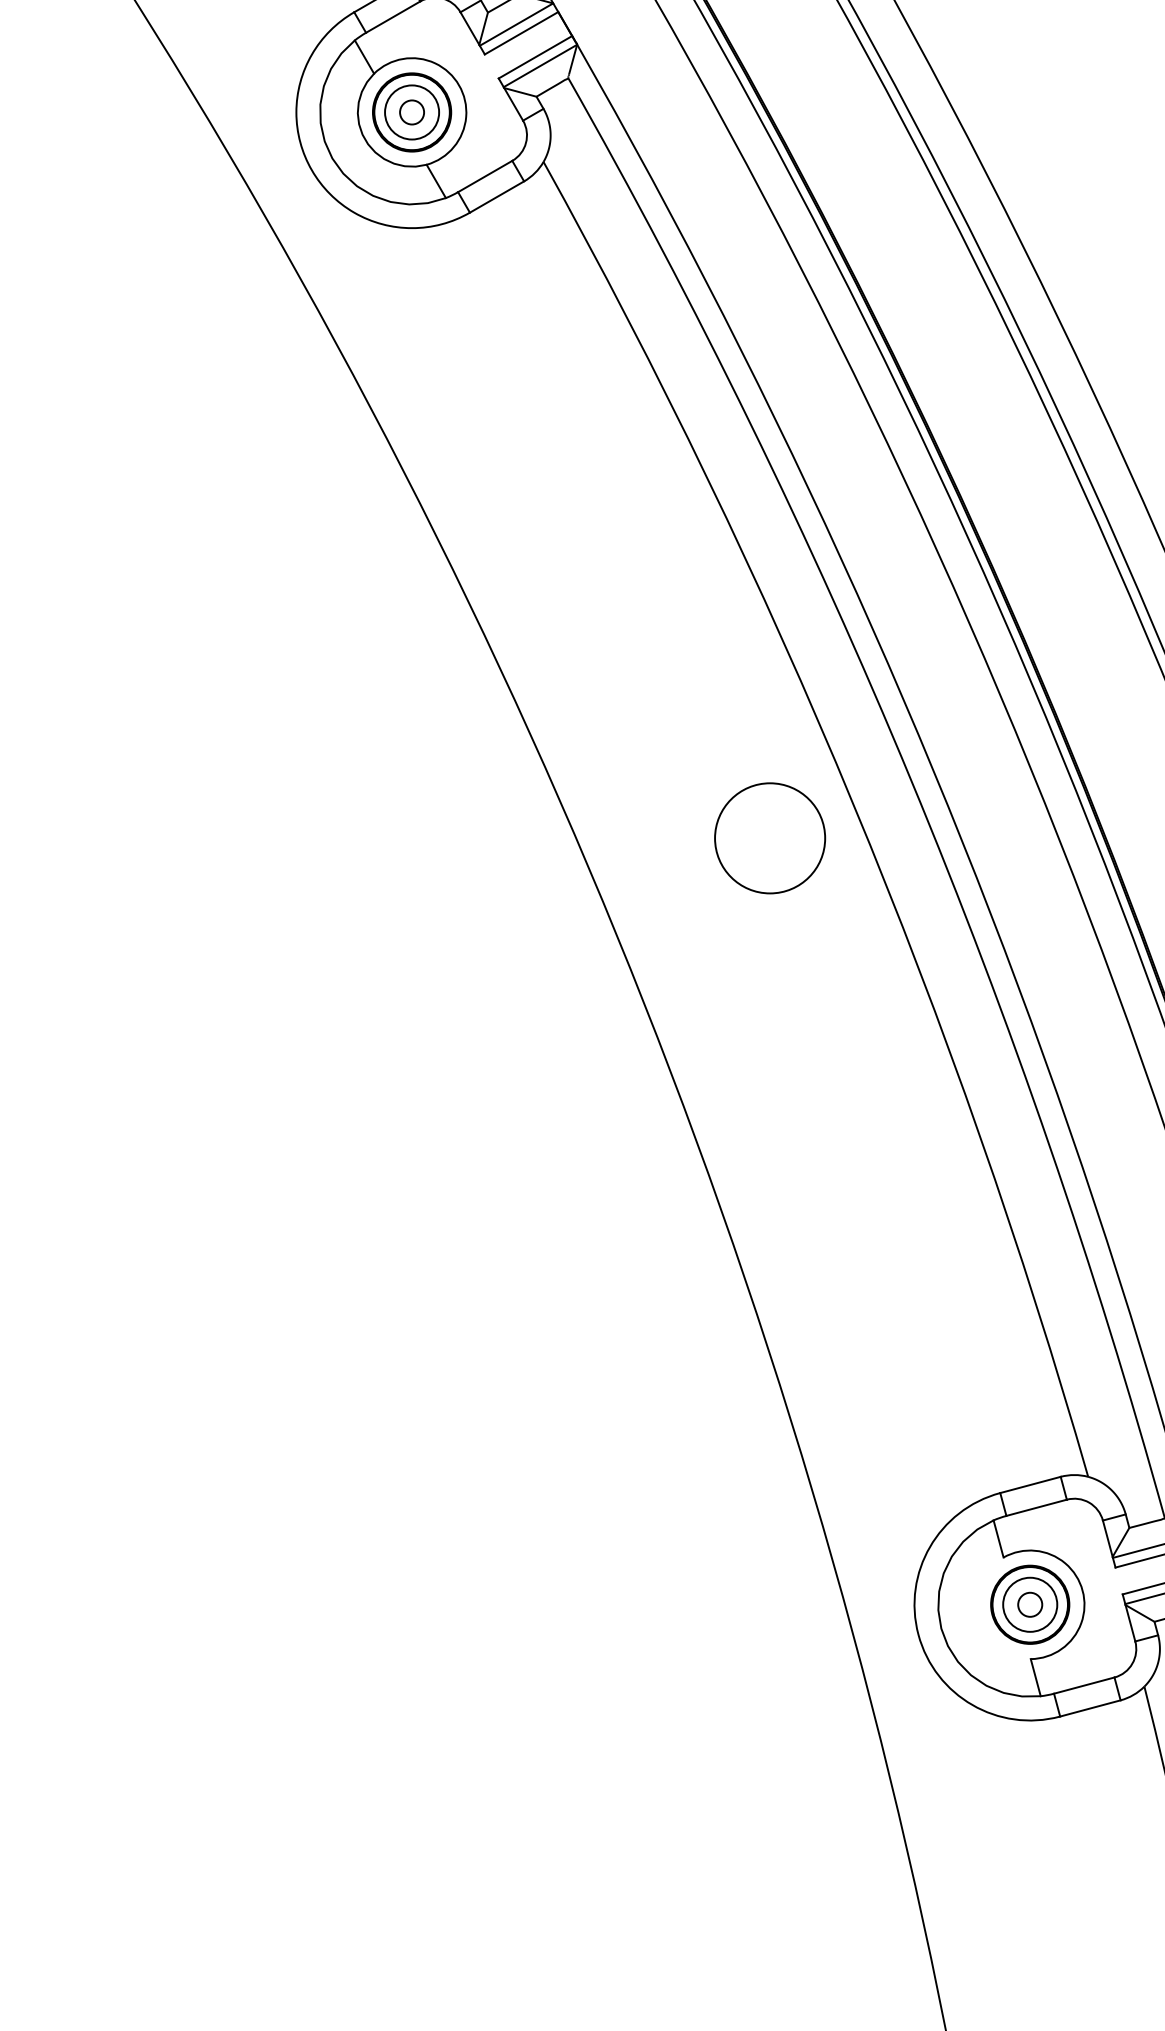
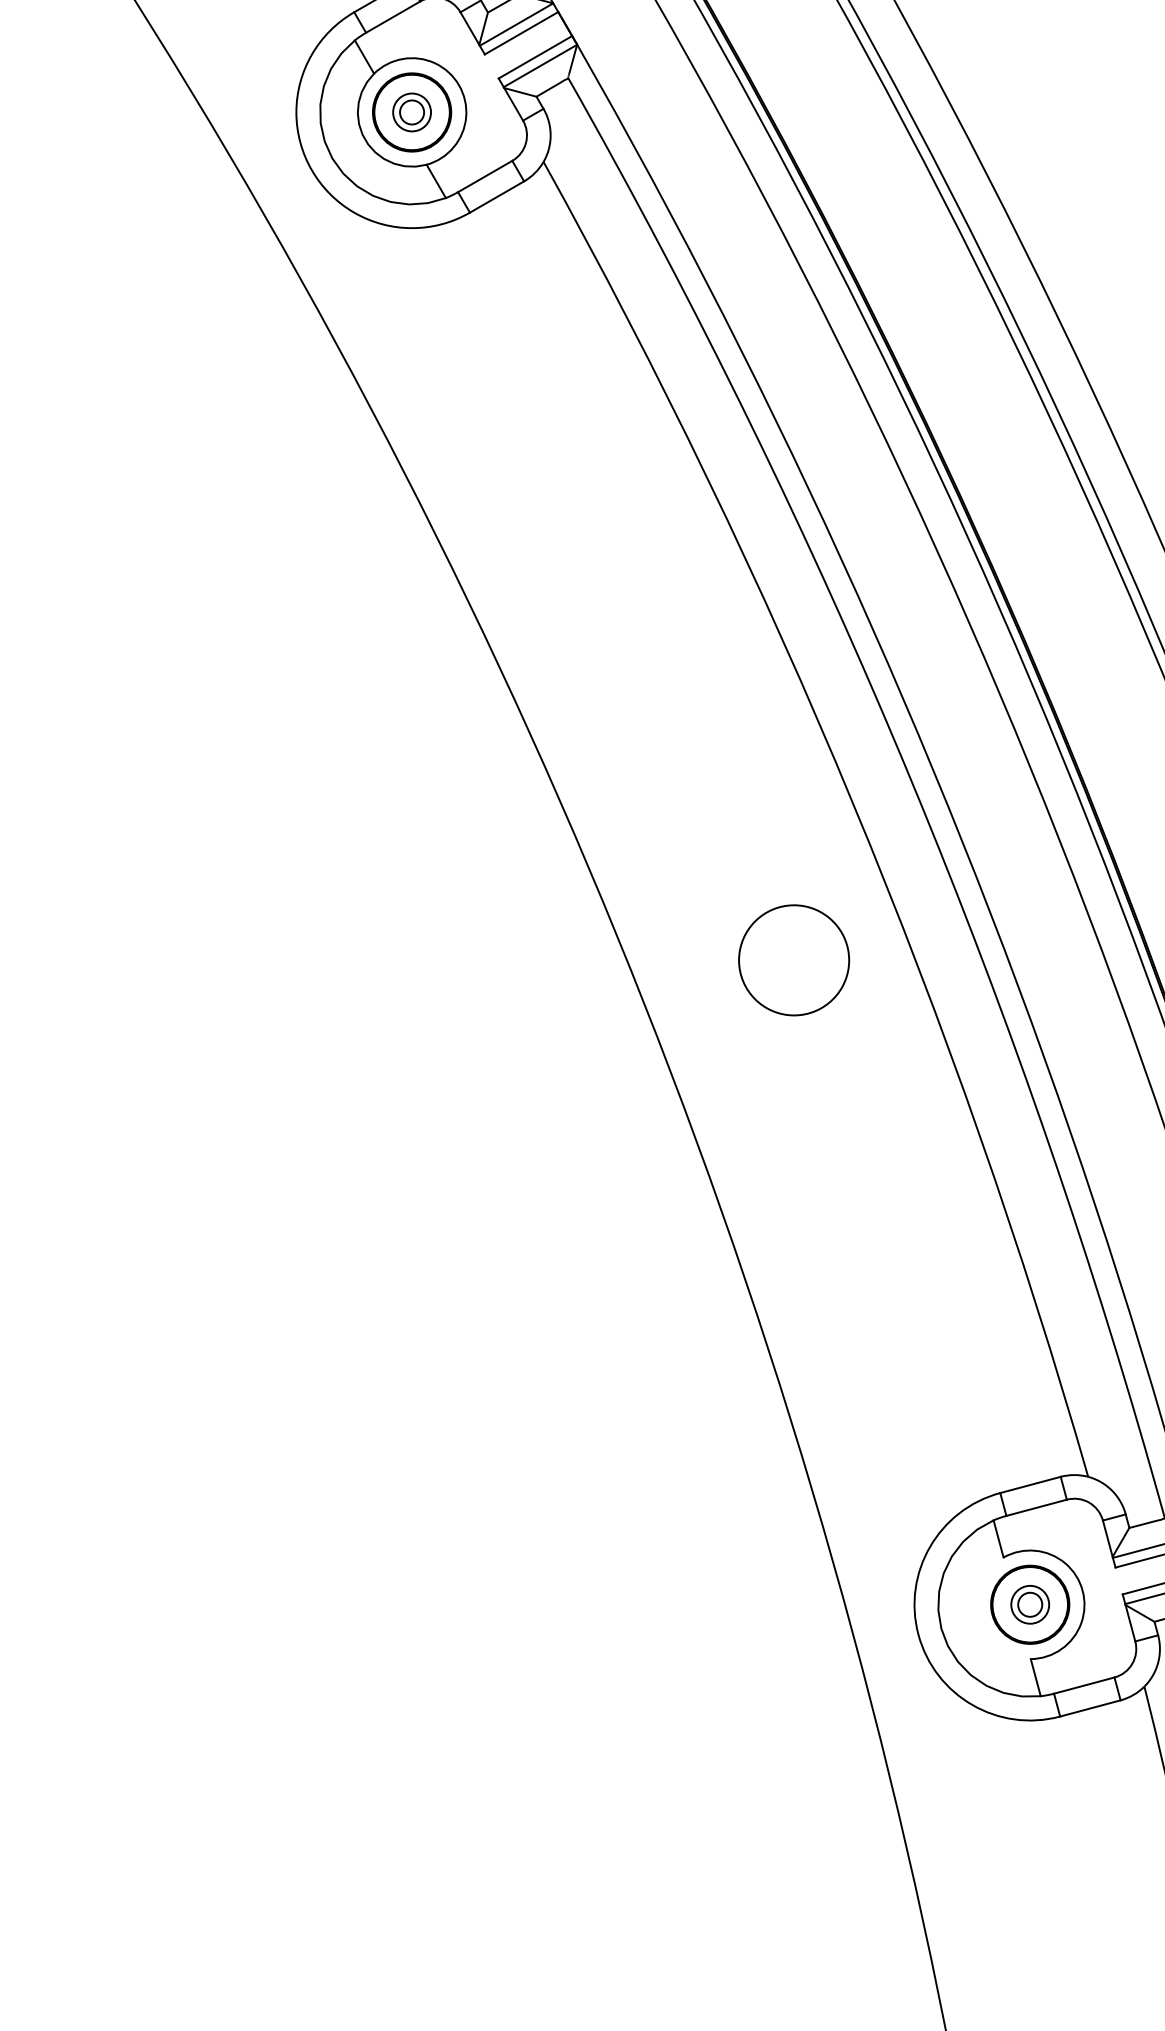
circle diameter: 54 px -> 38 px (412, 112)
circle position: (770, 838) -> (794, 960) (794, 960)
circle diameter: 54 px -> 38 px (1030, 1604)
